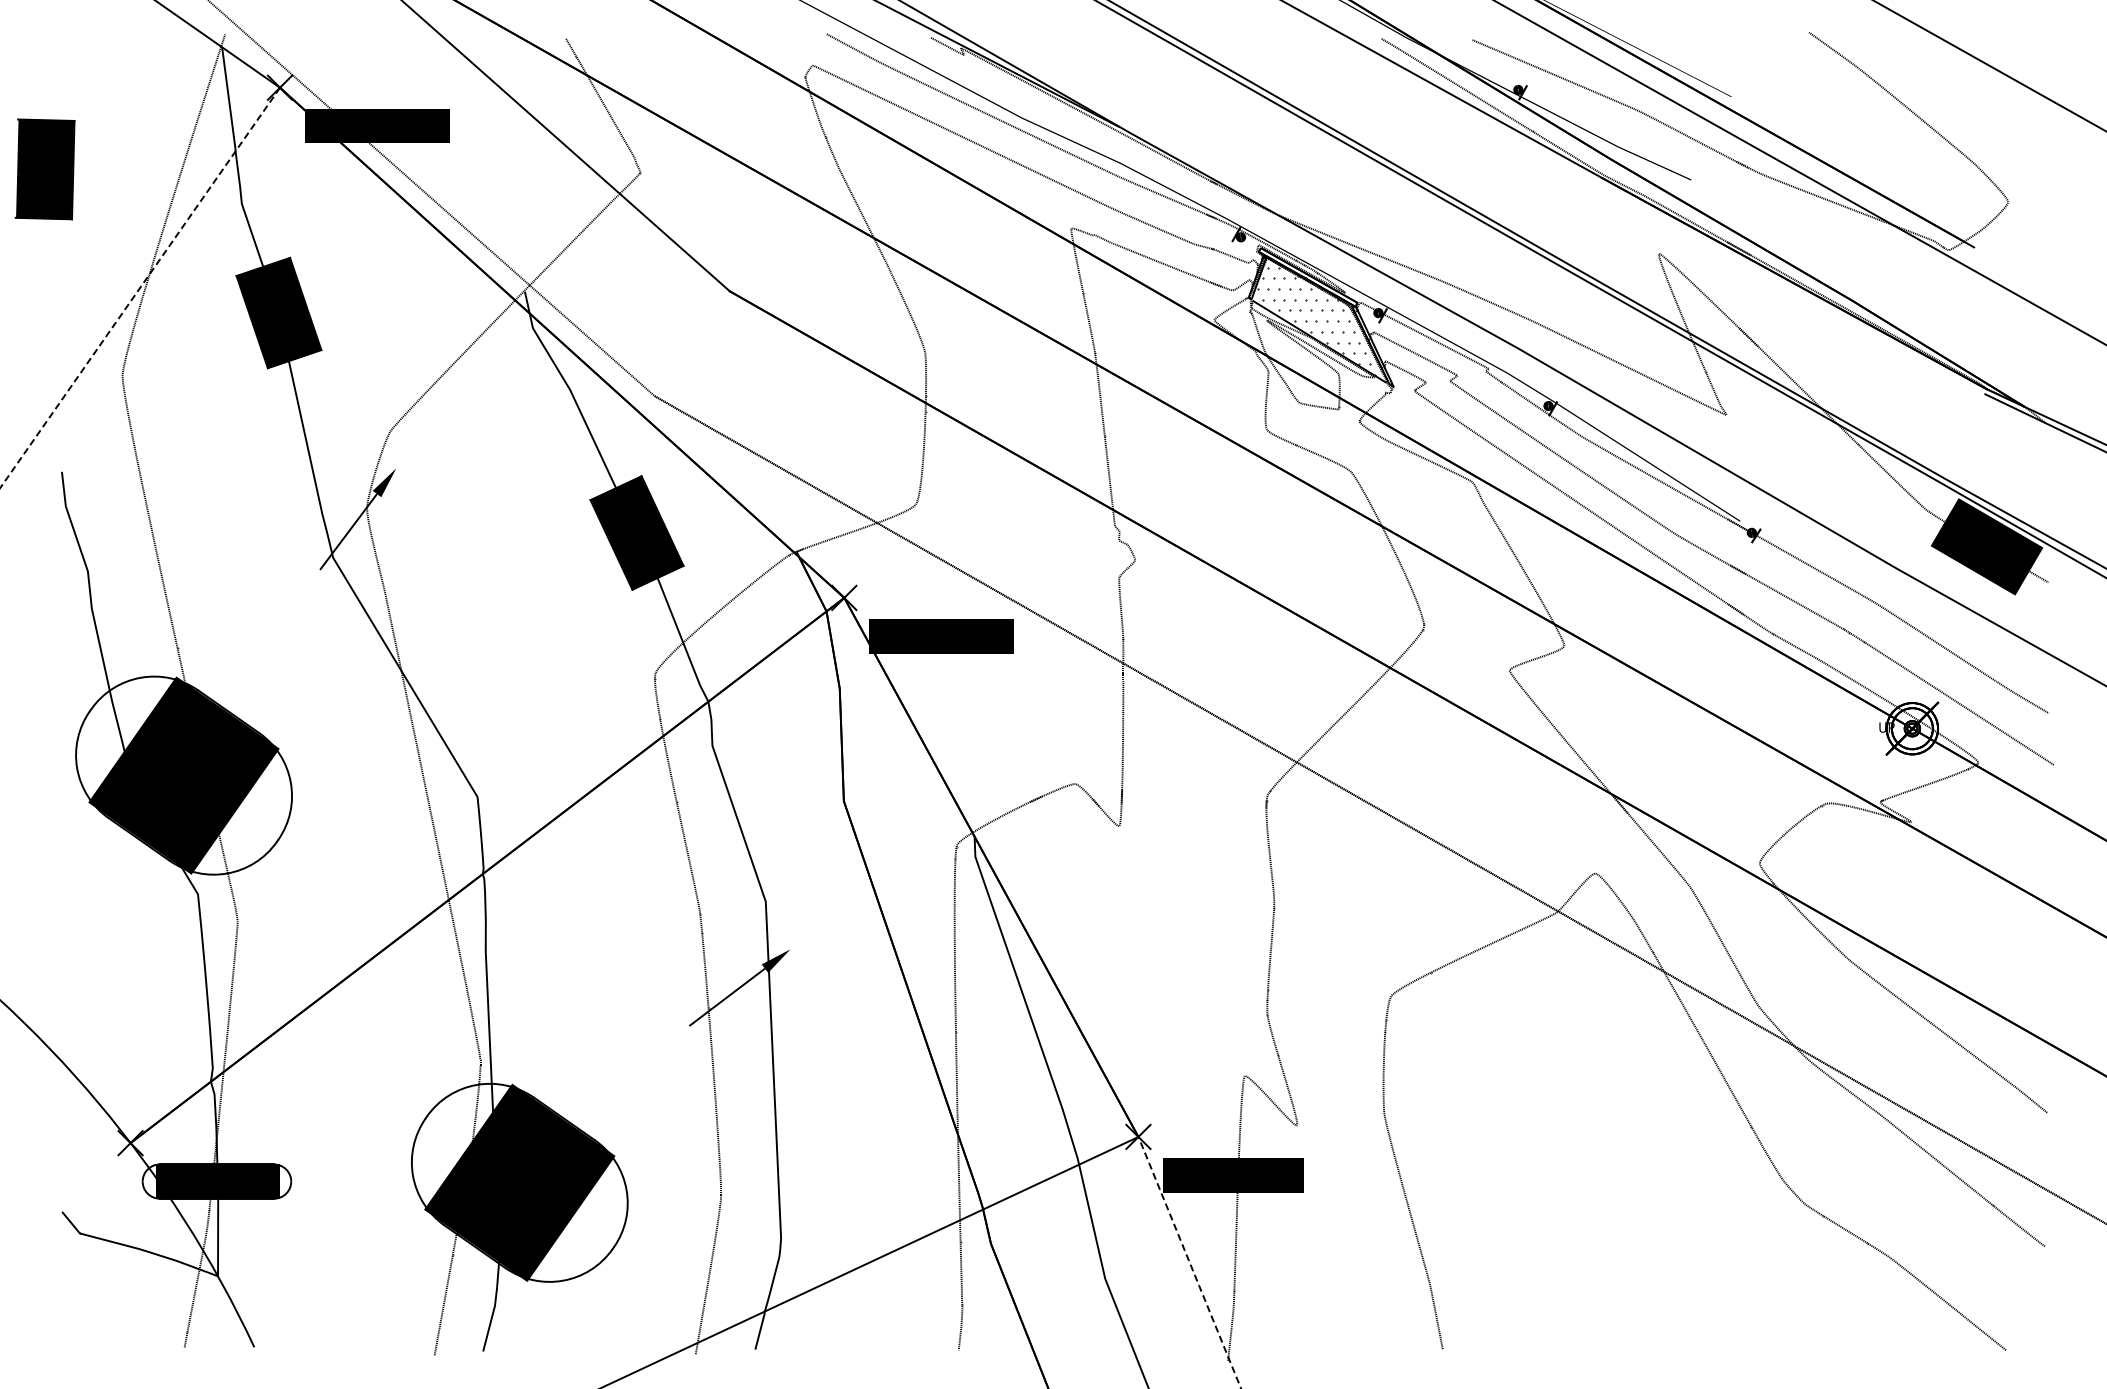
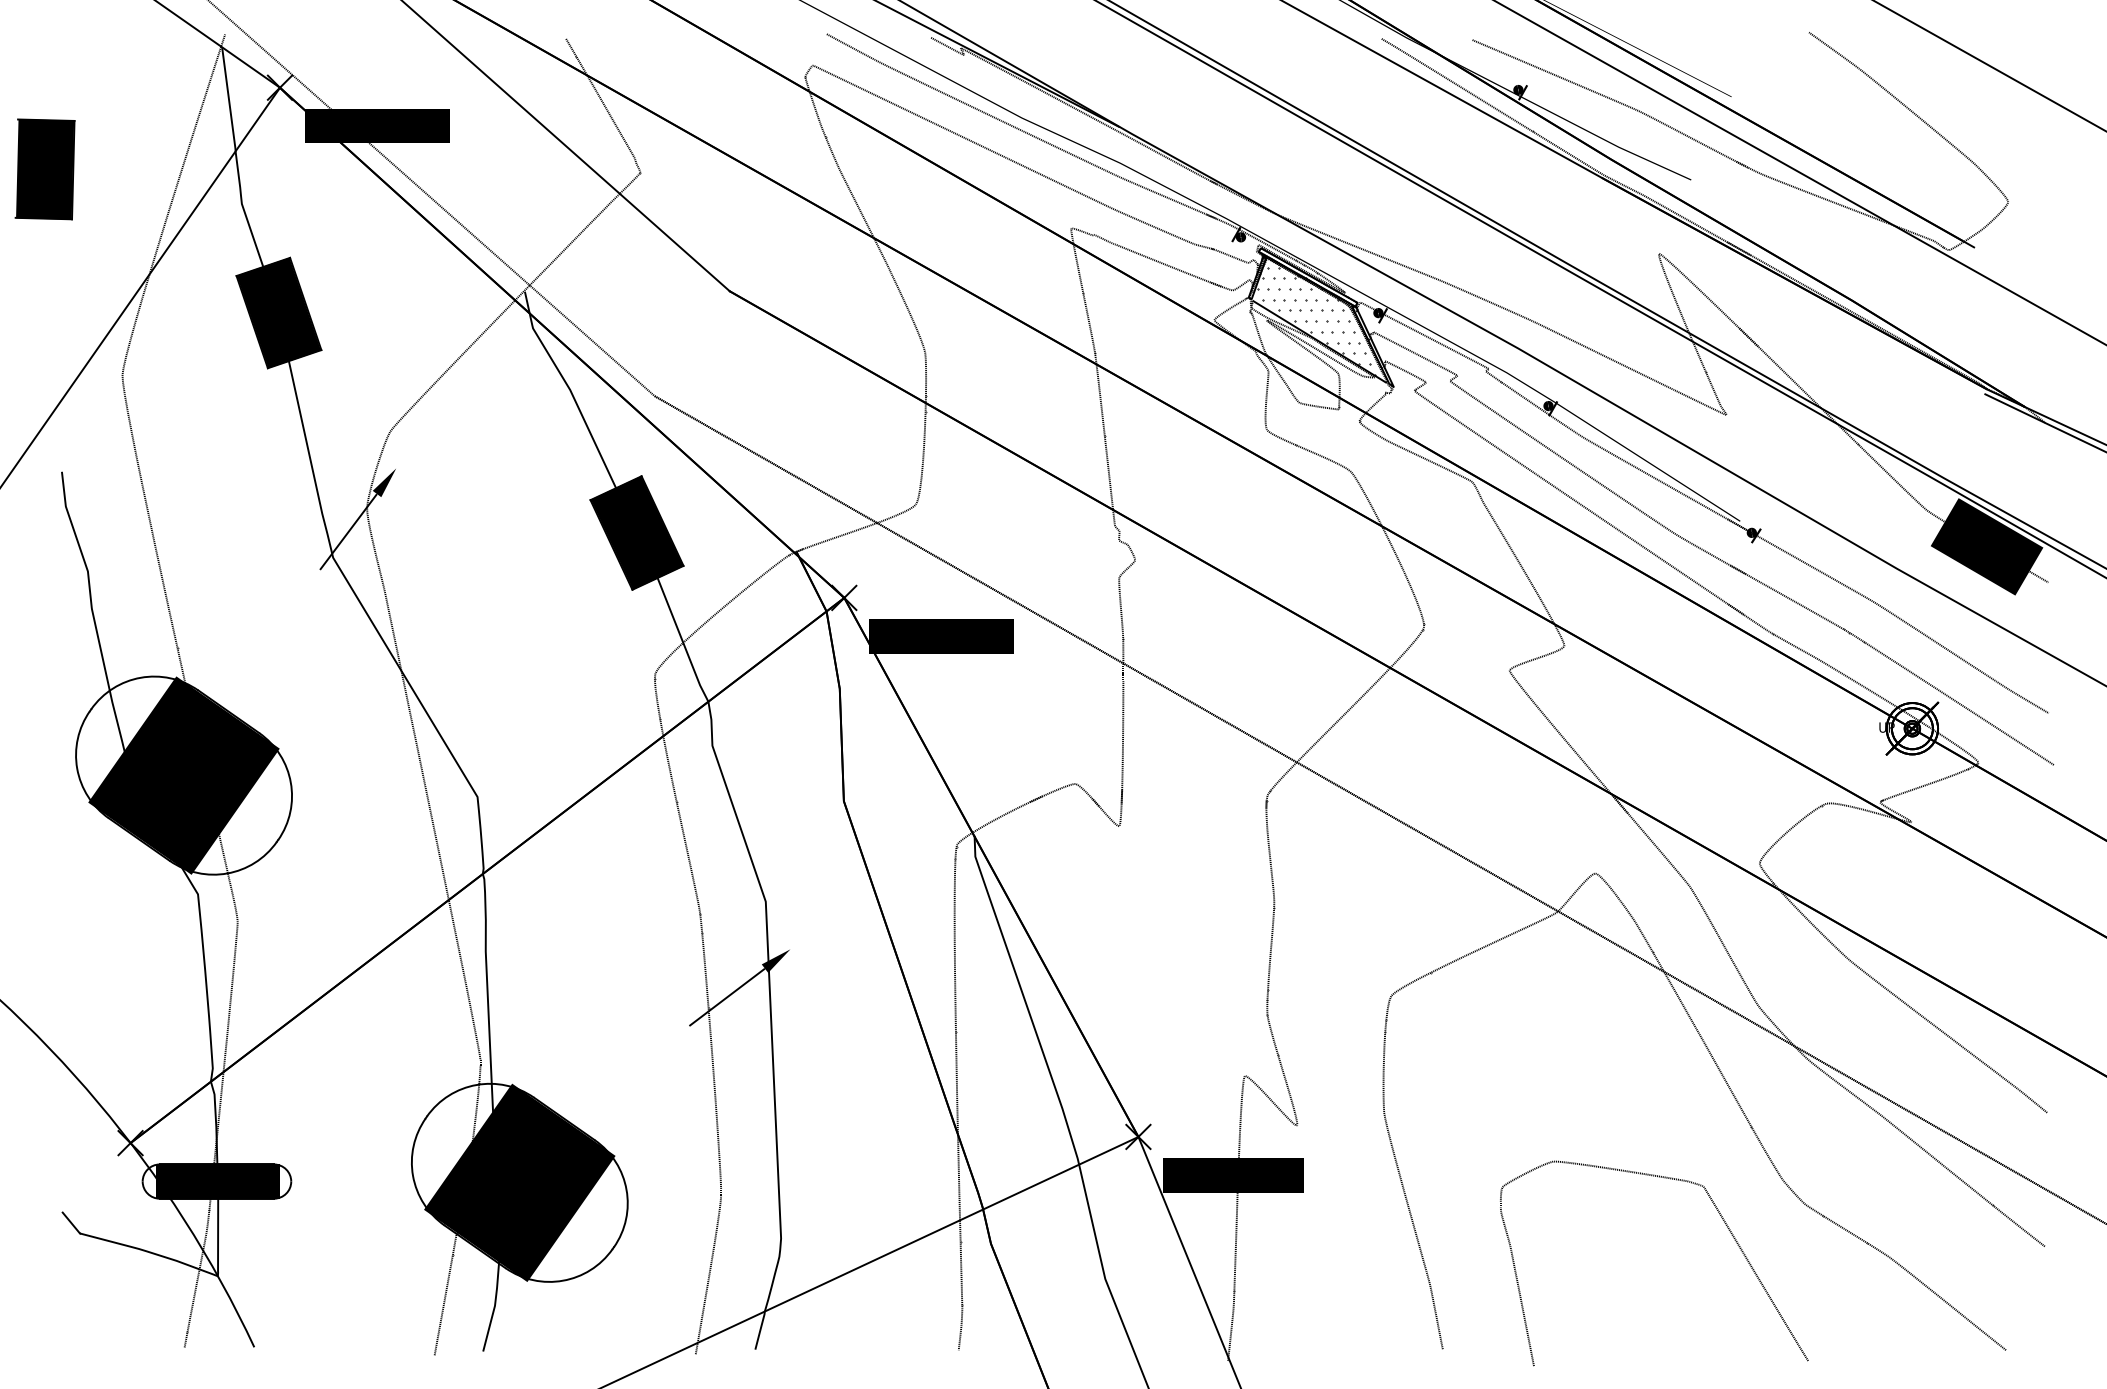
line: dashed -> solid (139, 288)
curve: none -> present (1725, 1225)
line: dashed -> solid (1189, 1262)
